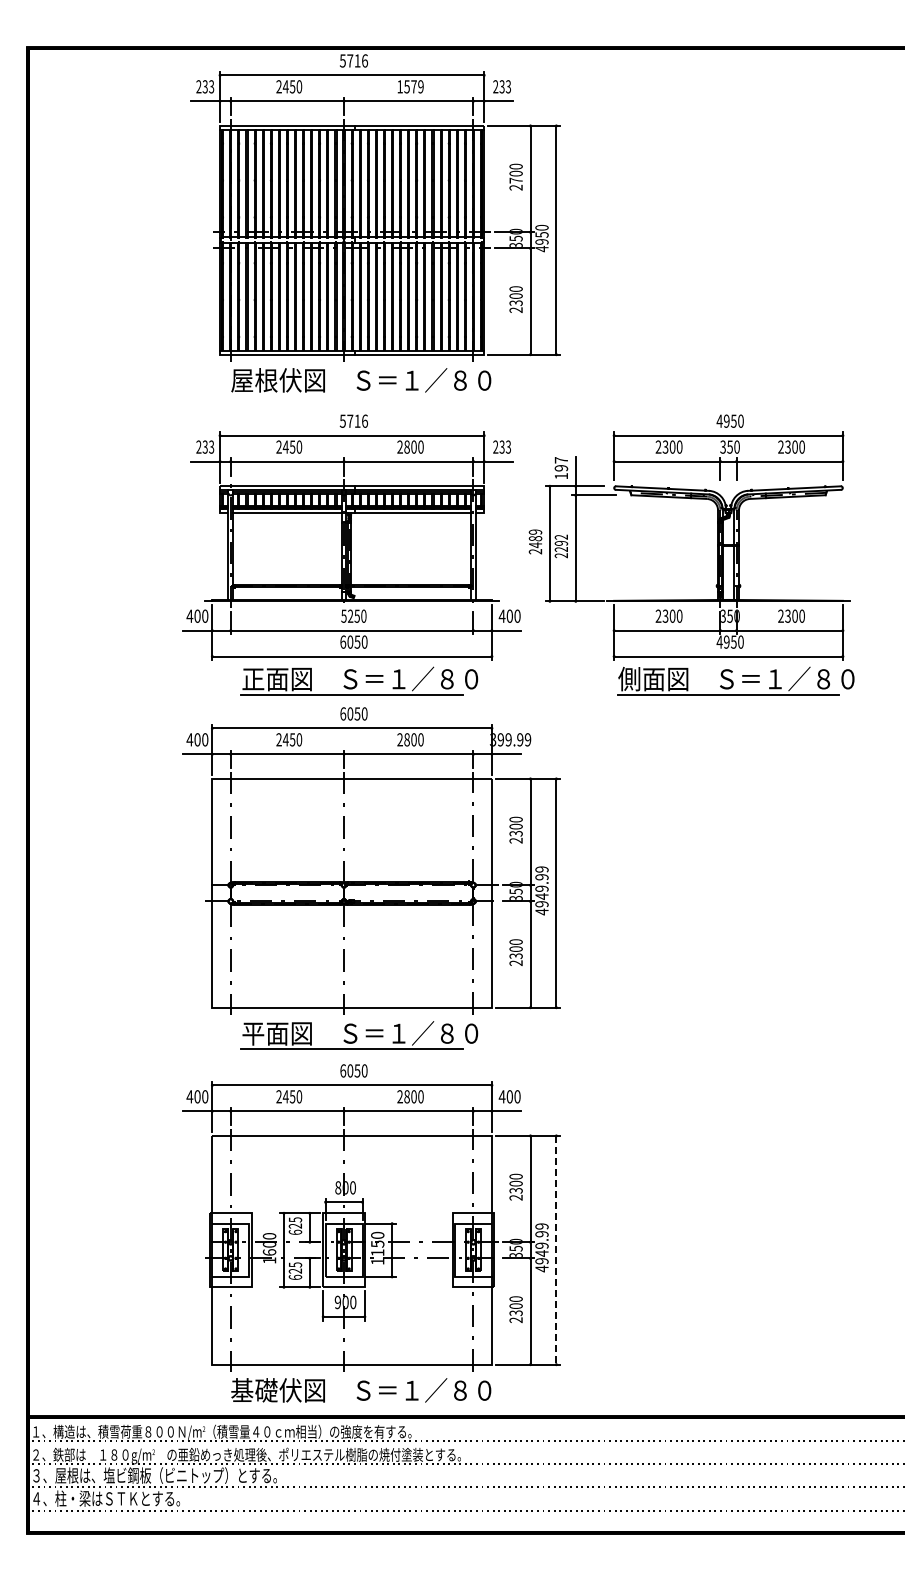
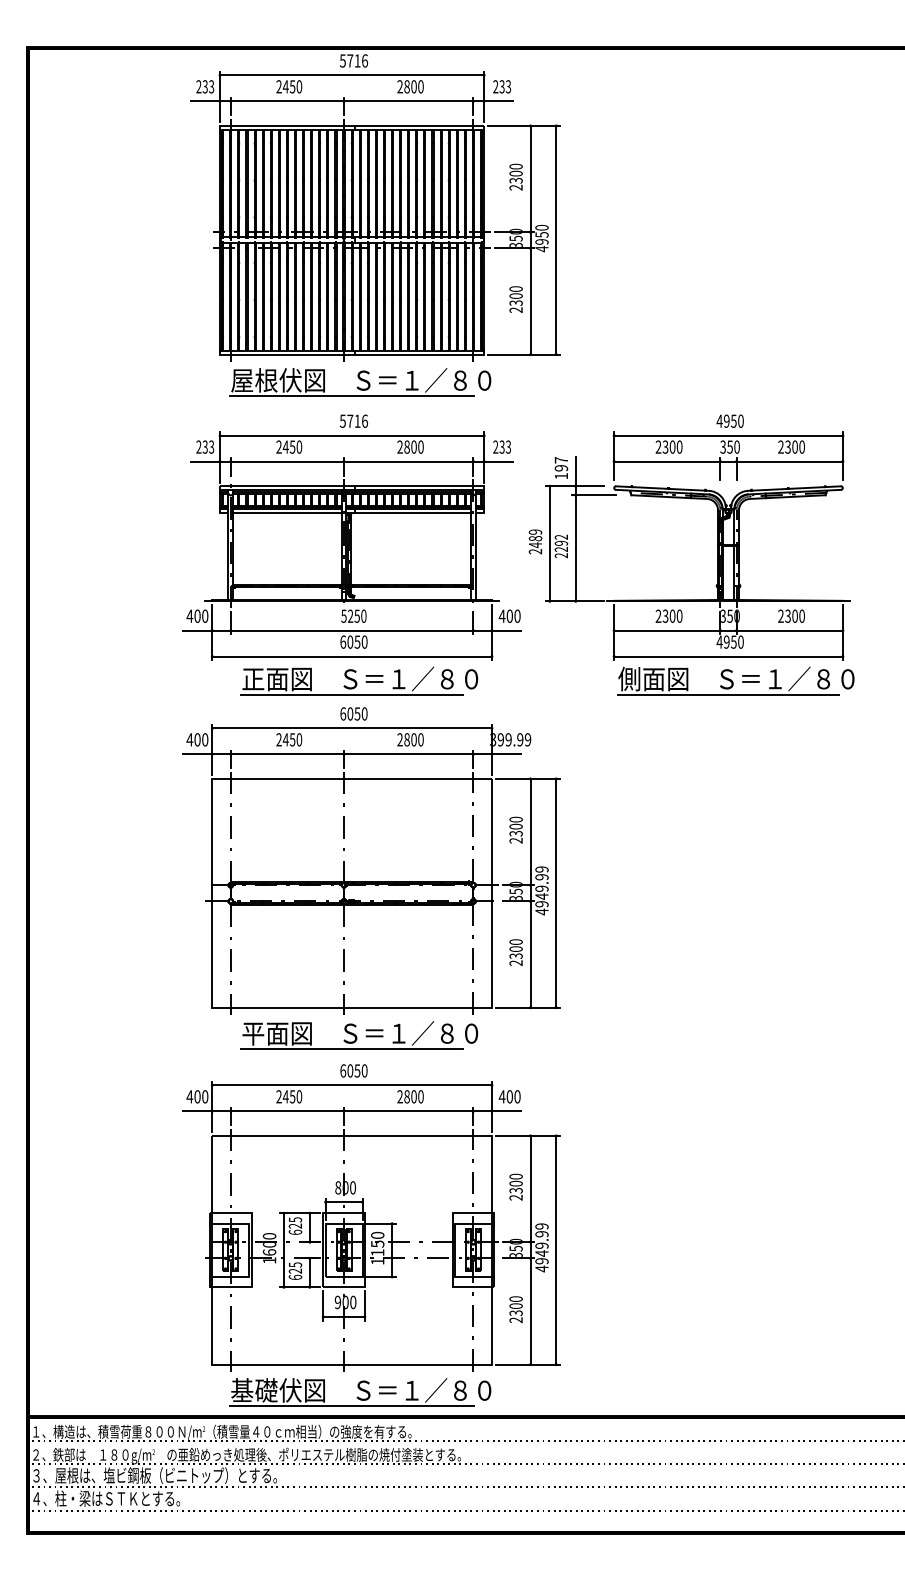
text: 1579 -> 2800 (410, 86)
text: 2700 -> 2300 (515, 180)
line: none -> present (352, 396)
line: dashed -> solid (556, 1250)
line: none -> present (352, 1406)
